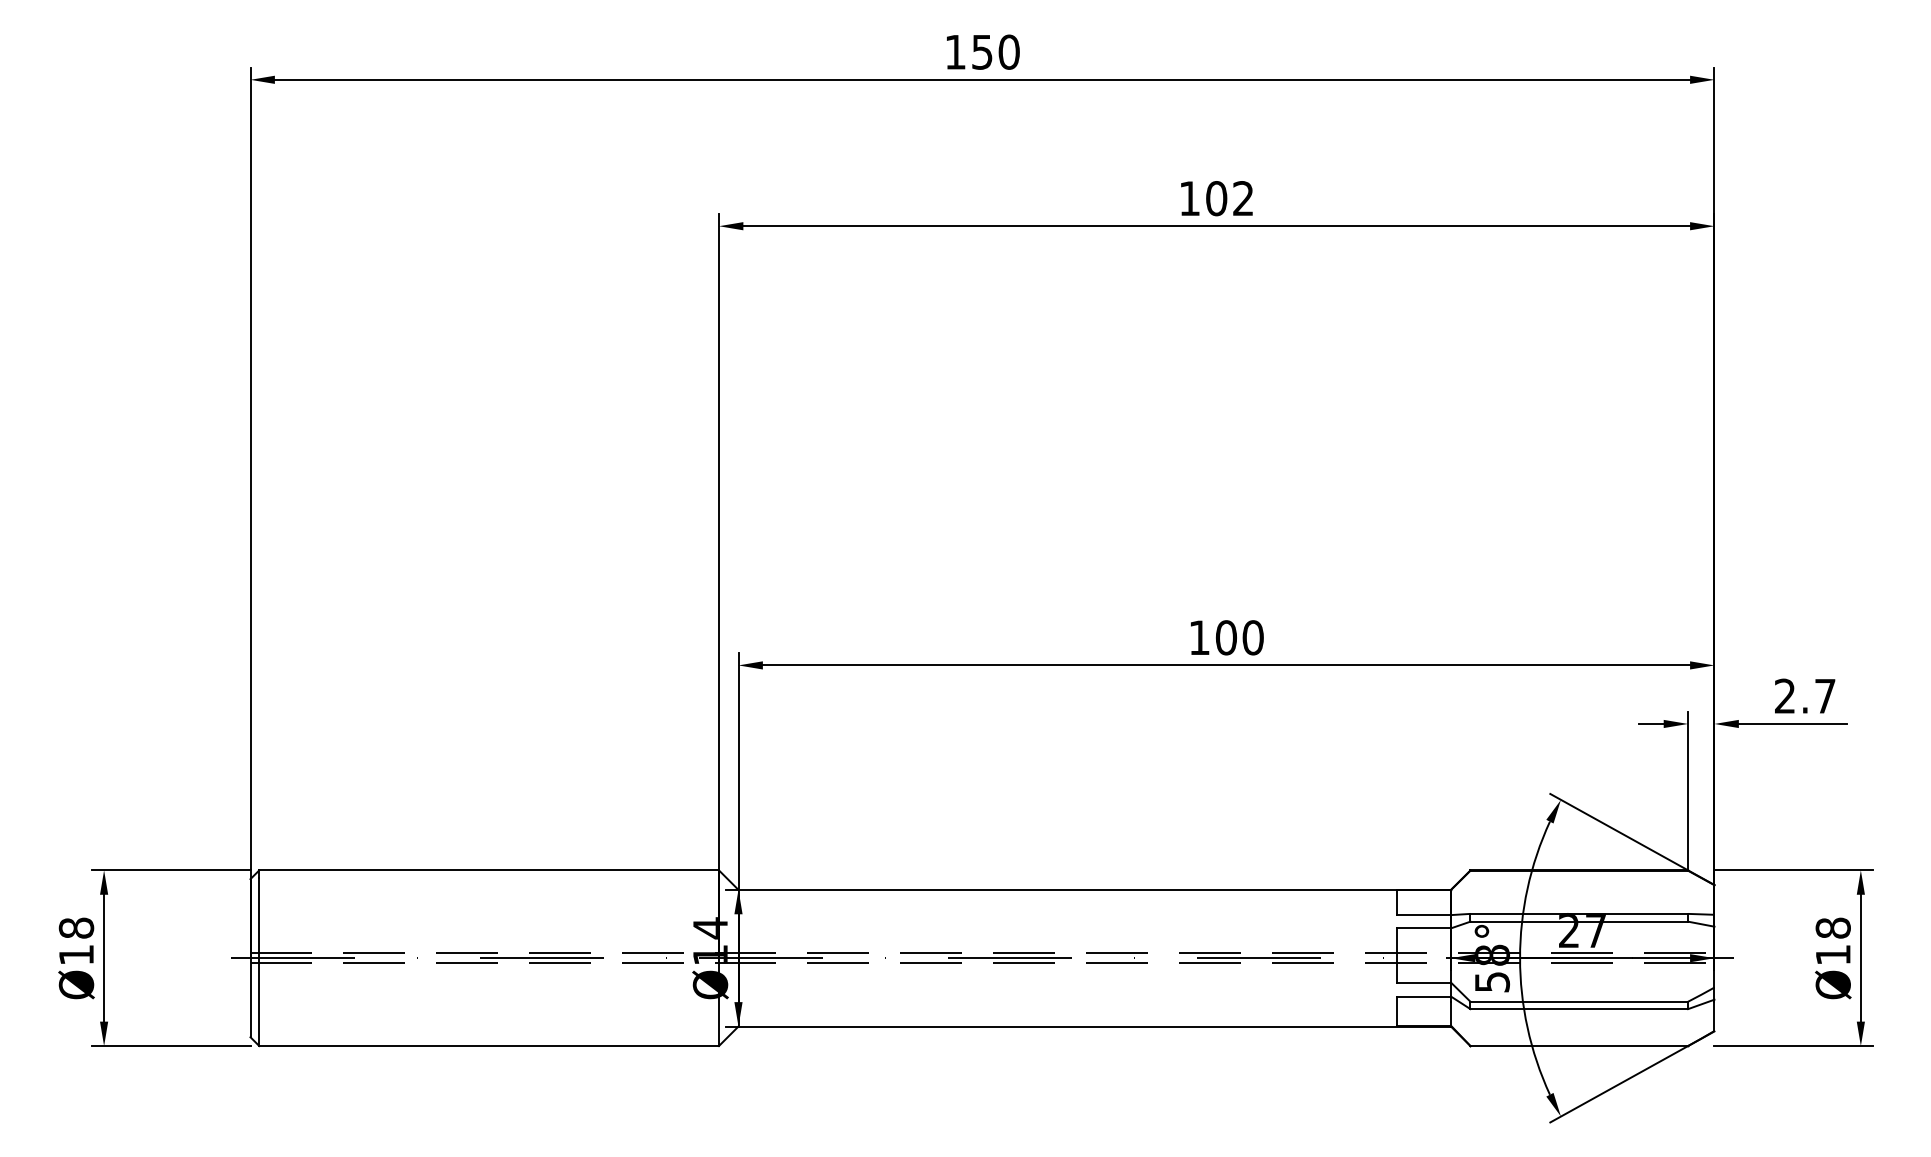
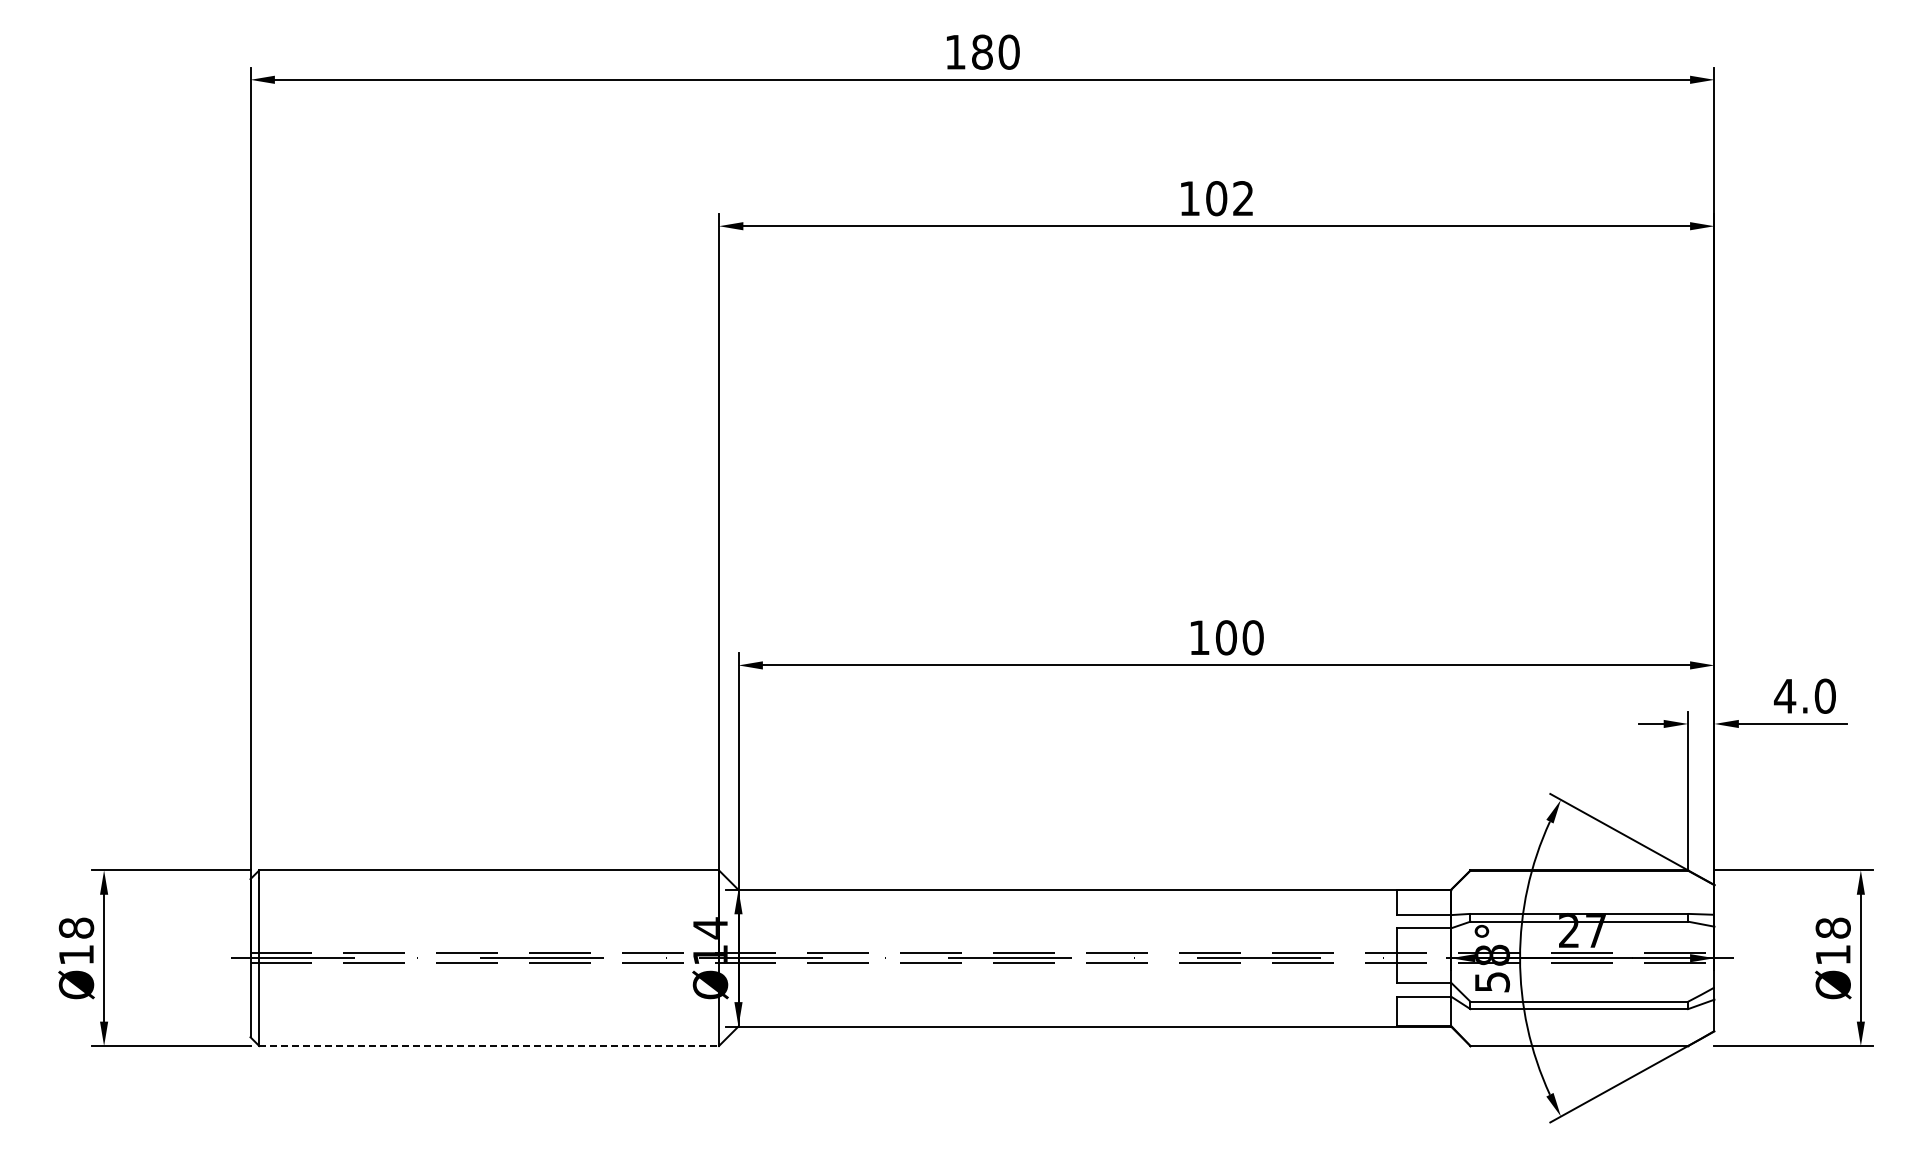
text: 150 -> 180 (982, 51)
text: 2.7 -> 4.0 (1804, 695)
line: solid -> dashed (489, 1046)
